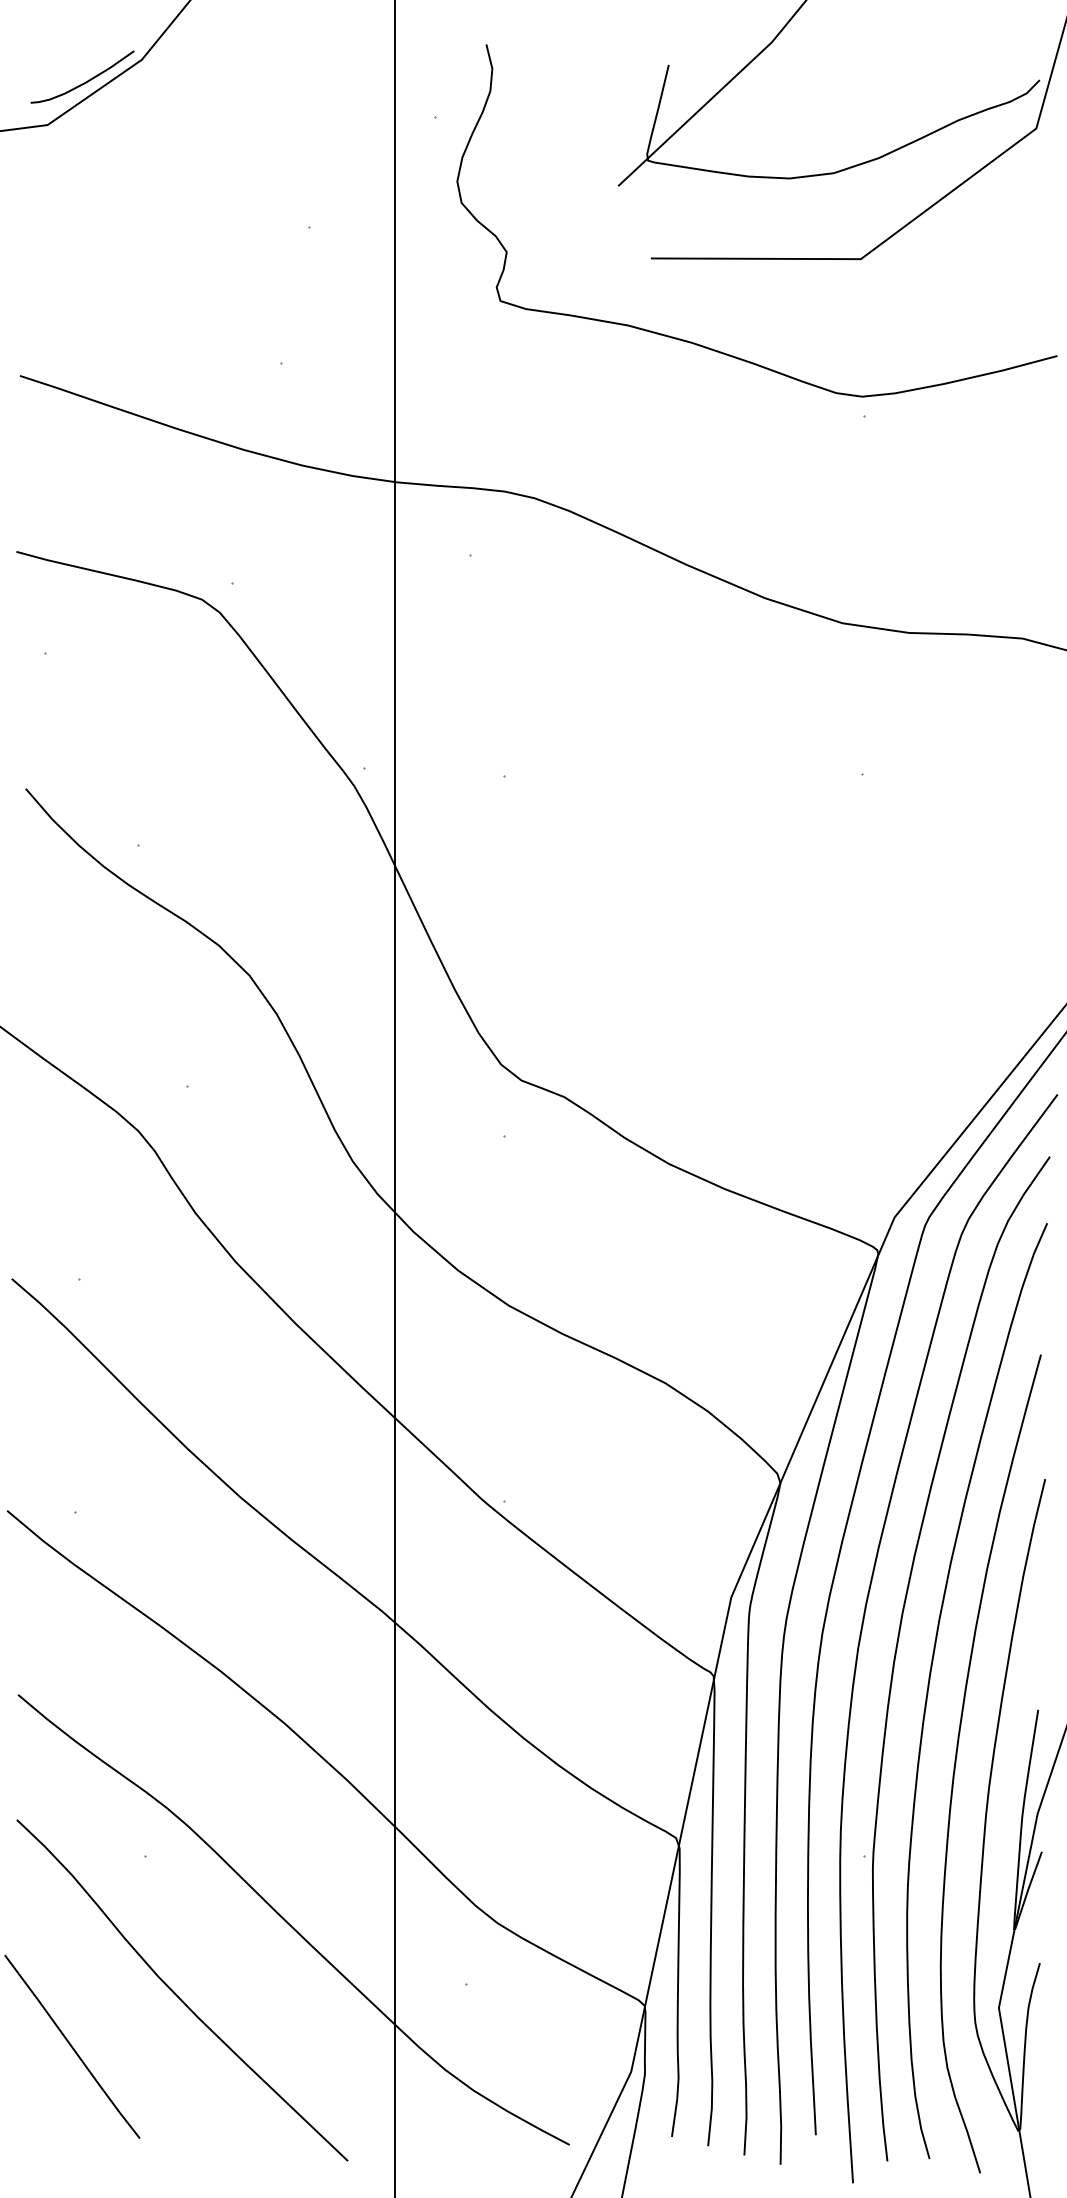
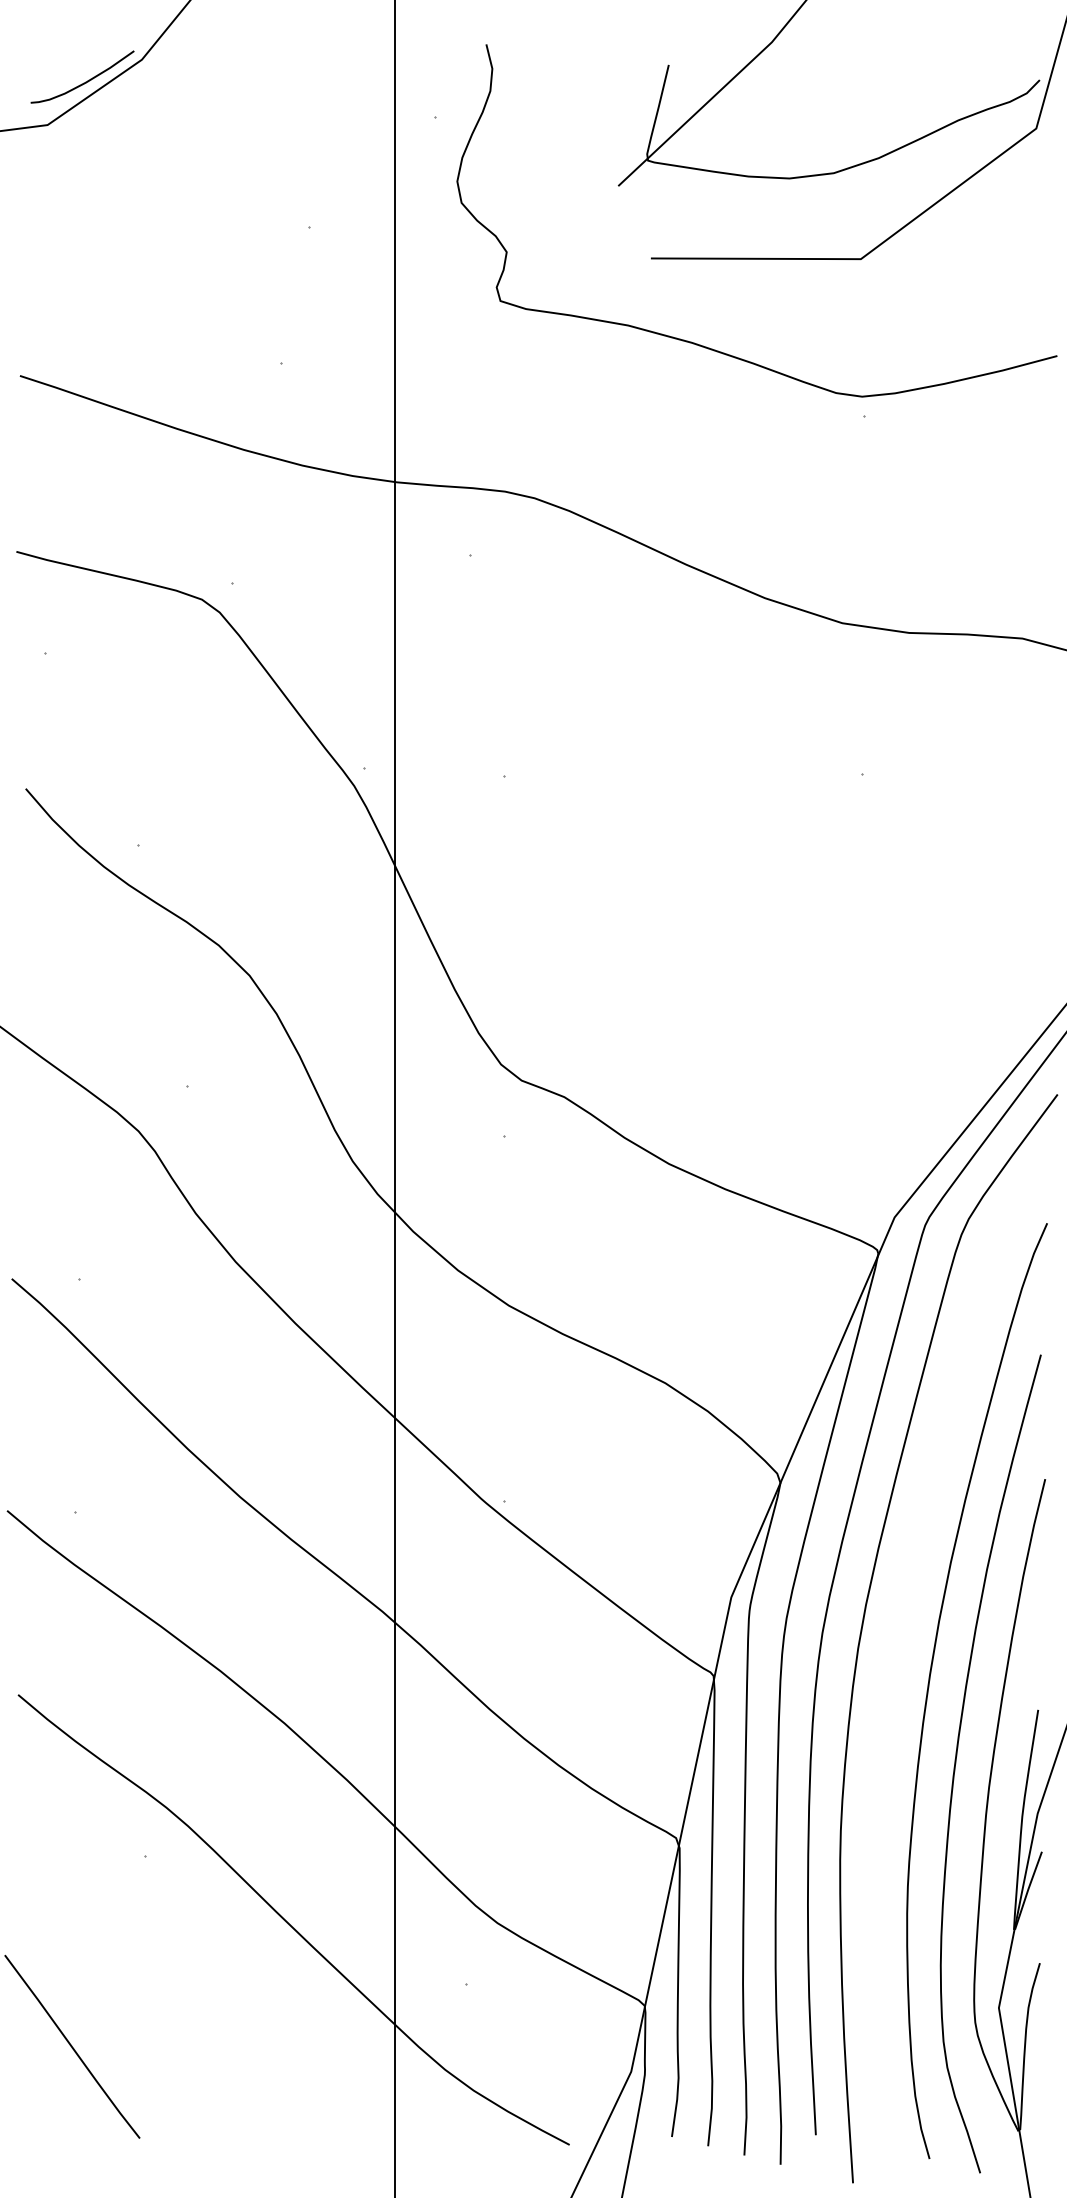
part: present -> none (897, 1650)
curve: present -> none (177, 1994)
